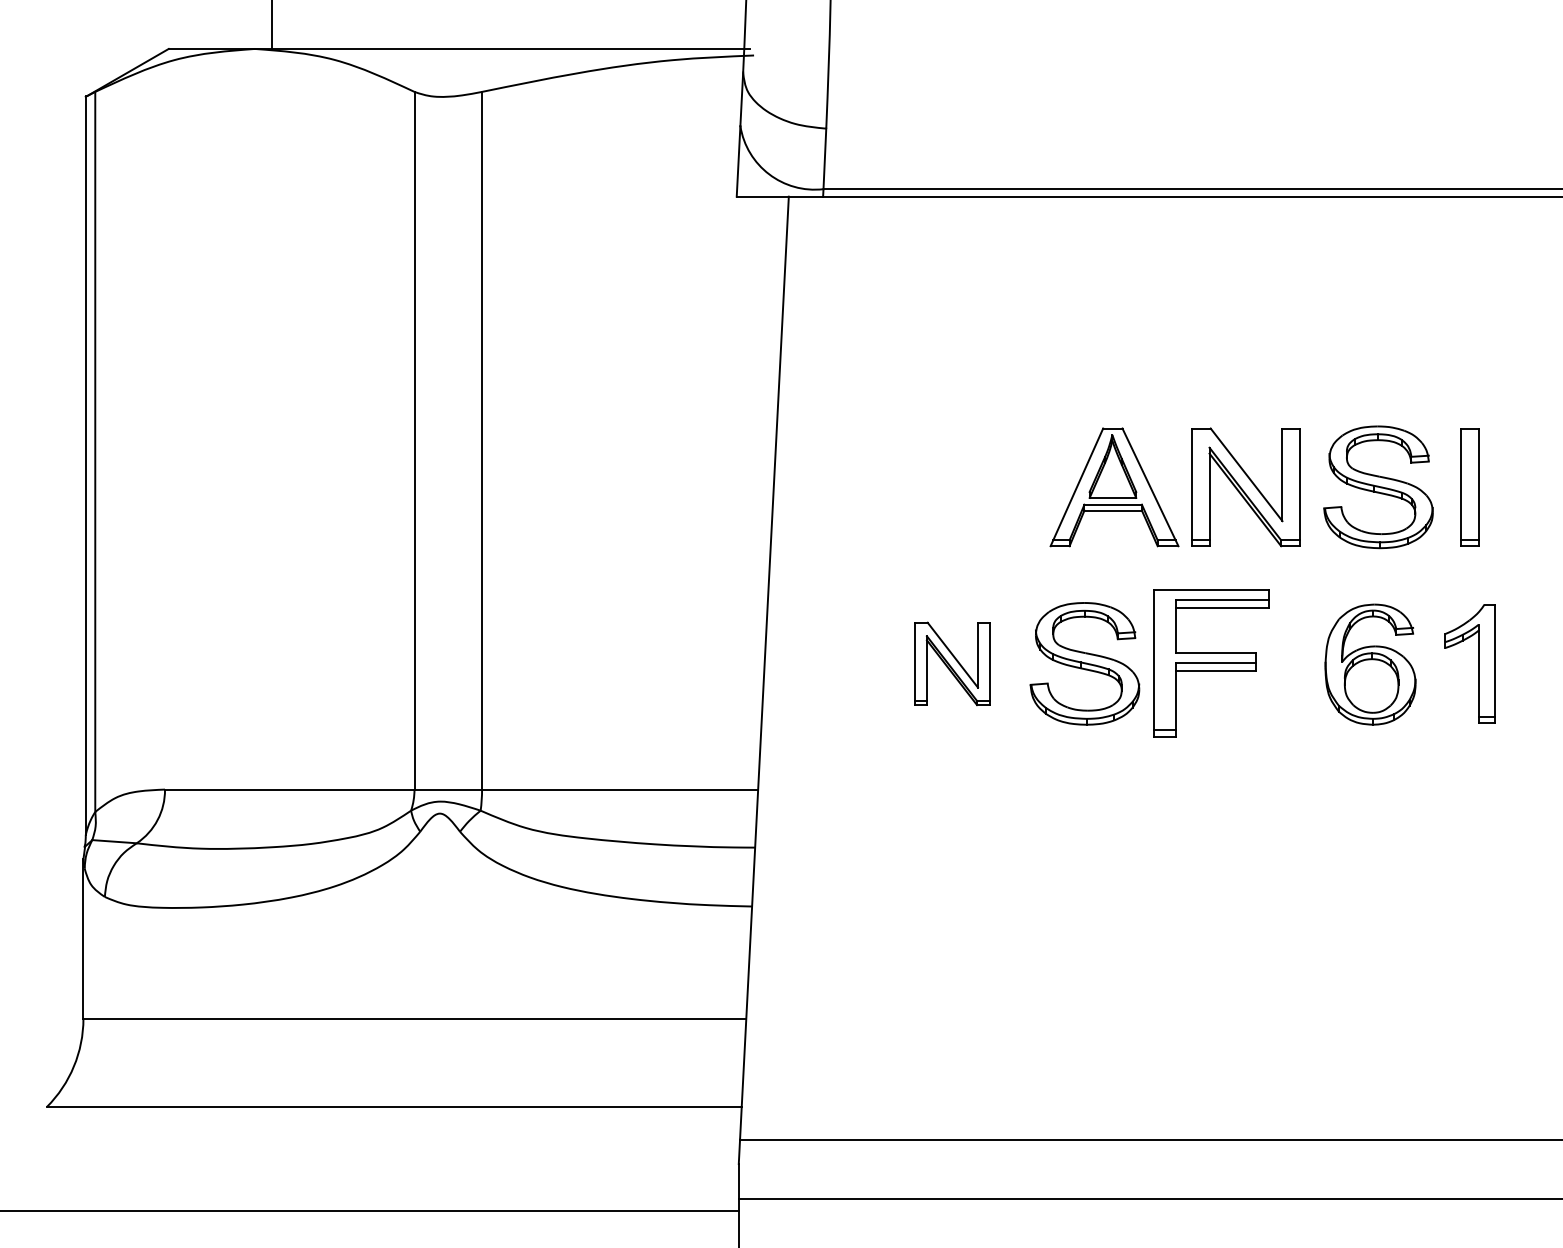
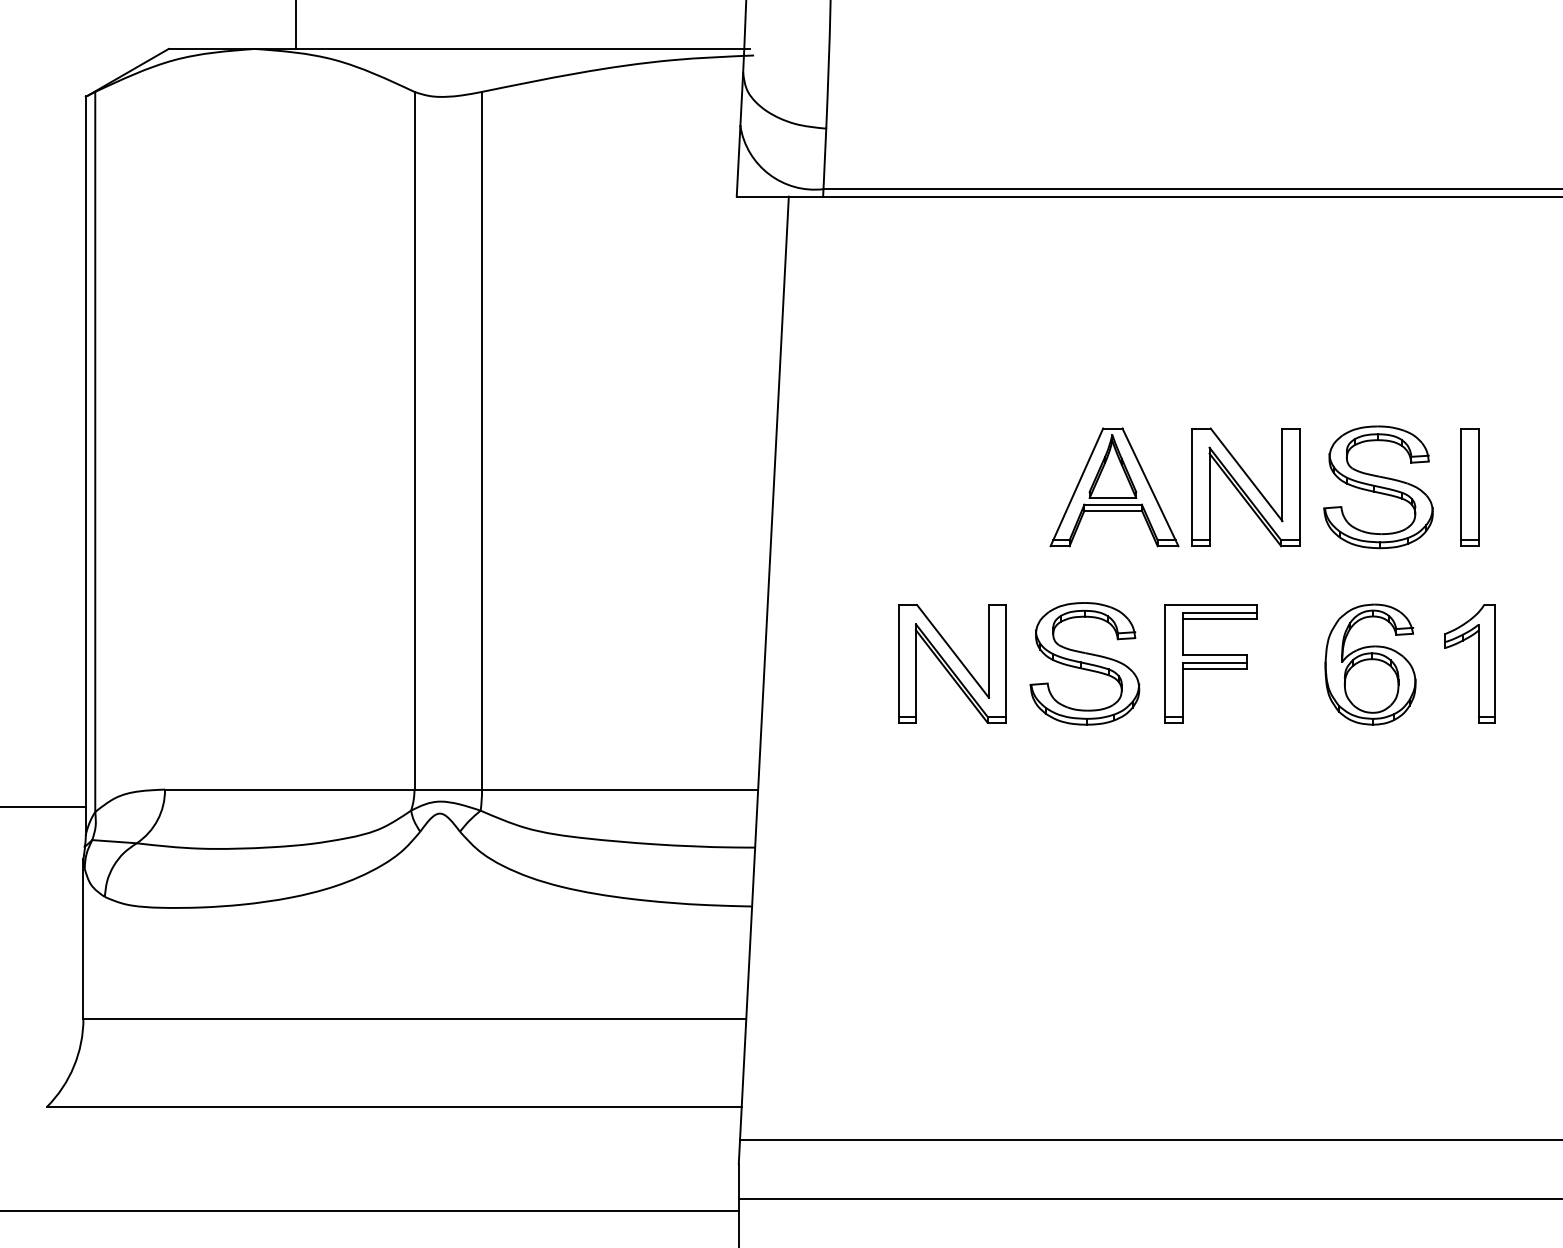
line position: (271, 25) -> (295, 25) (295, 25)
part size: 77x86 px -> 109x120 px (952, 663)
part size: 117x149 px -> 94x120 px (1210, 663)
line: none -> present (43, 806)
